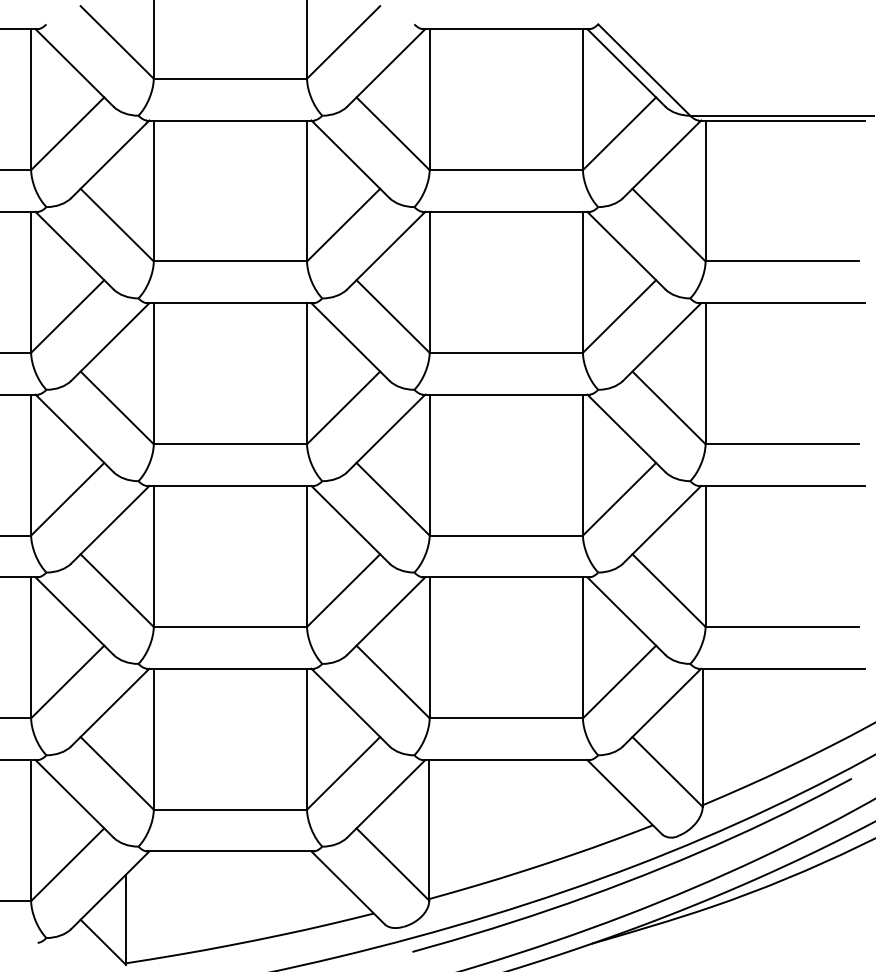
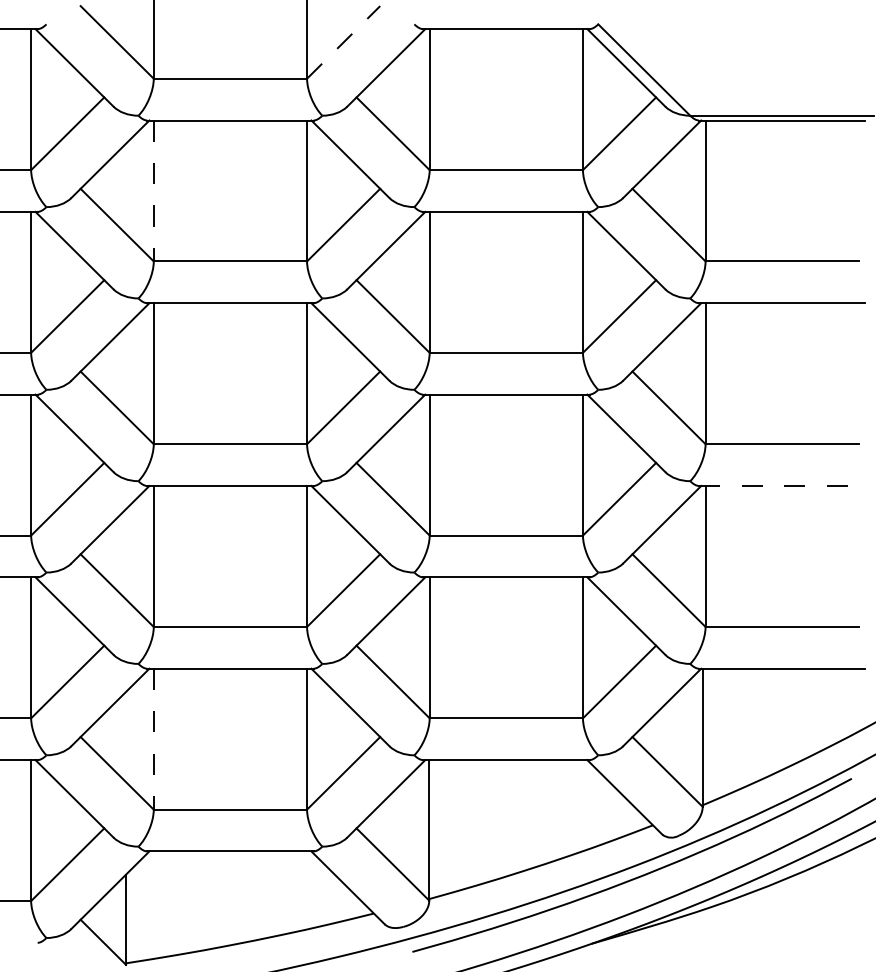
line: solid -> dashed (343, 42)
line: solid -> dashed (153, 191)
line: solid -> dashed (782, 485)
line: solid -> dashed (153, 739)
